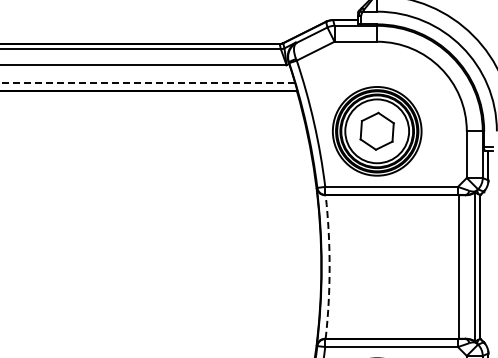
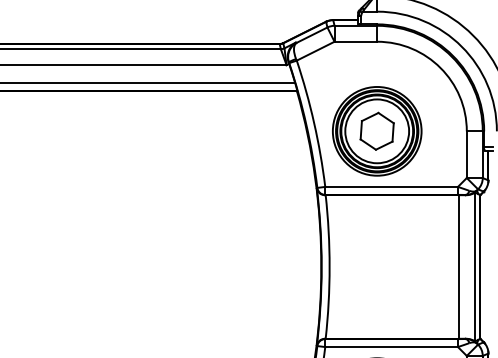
line: dashed -> solid (147, 83)
arc: dashed -> solid (329, 266)
